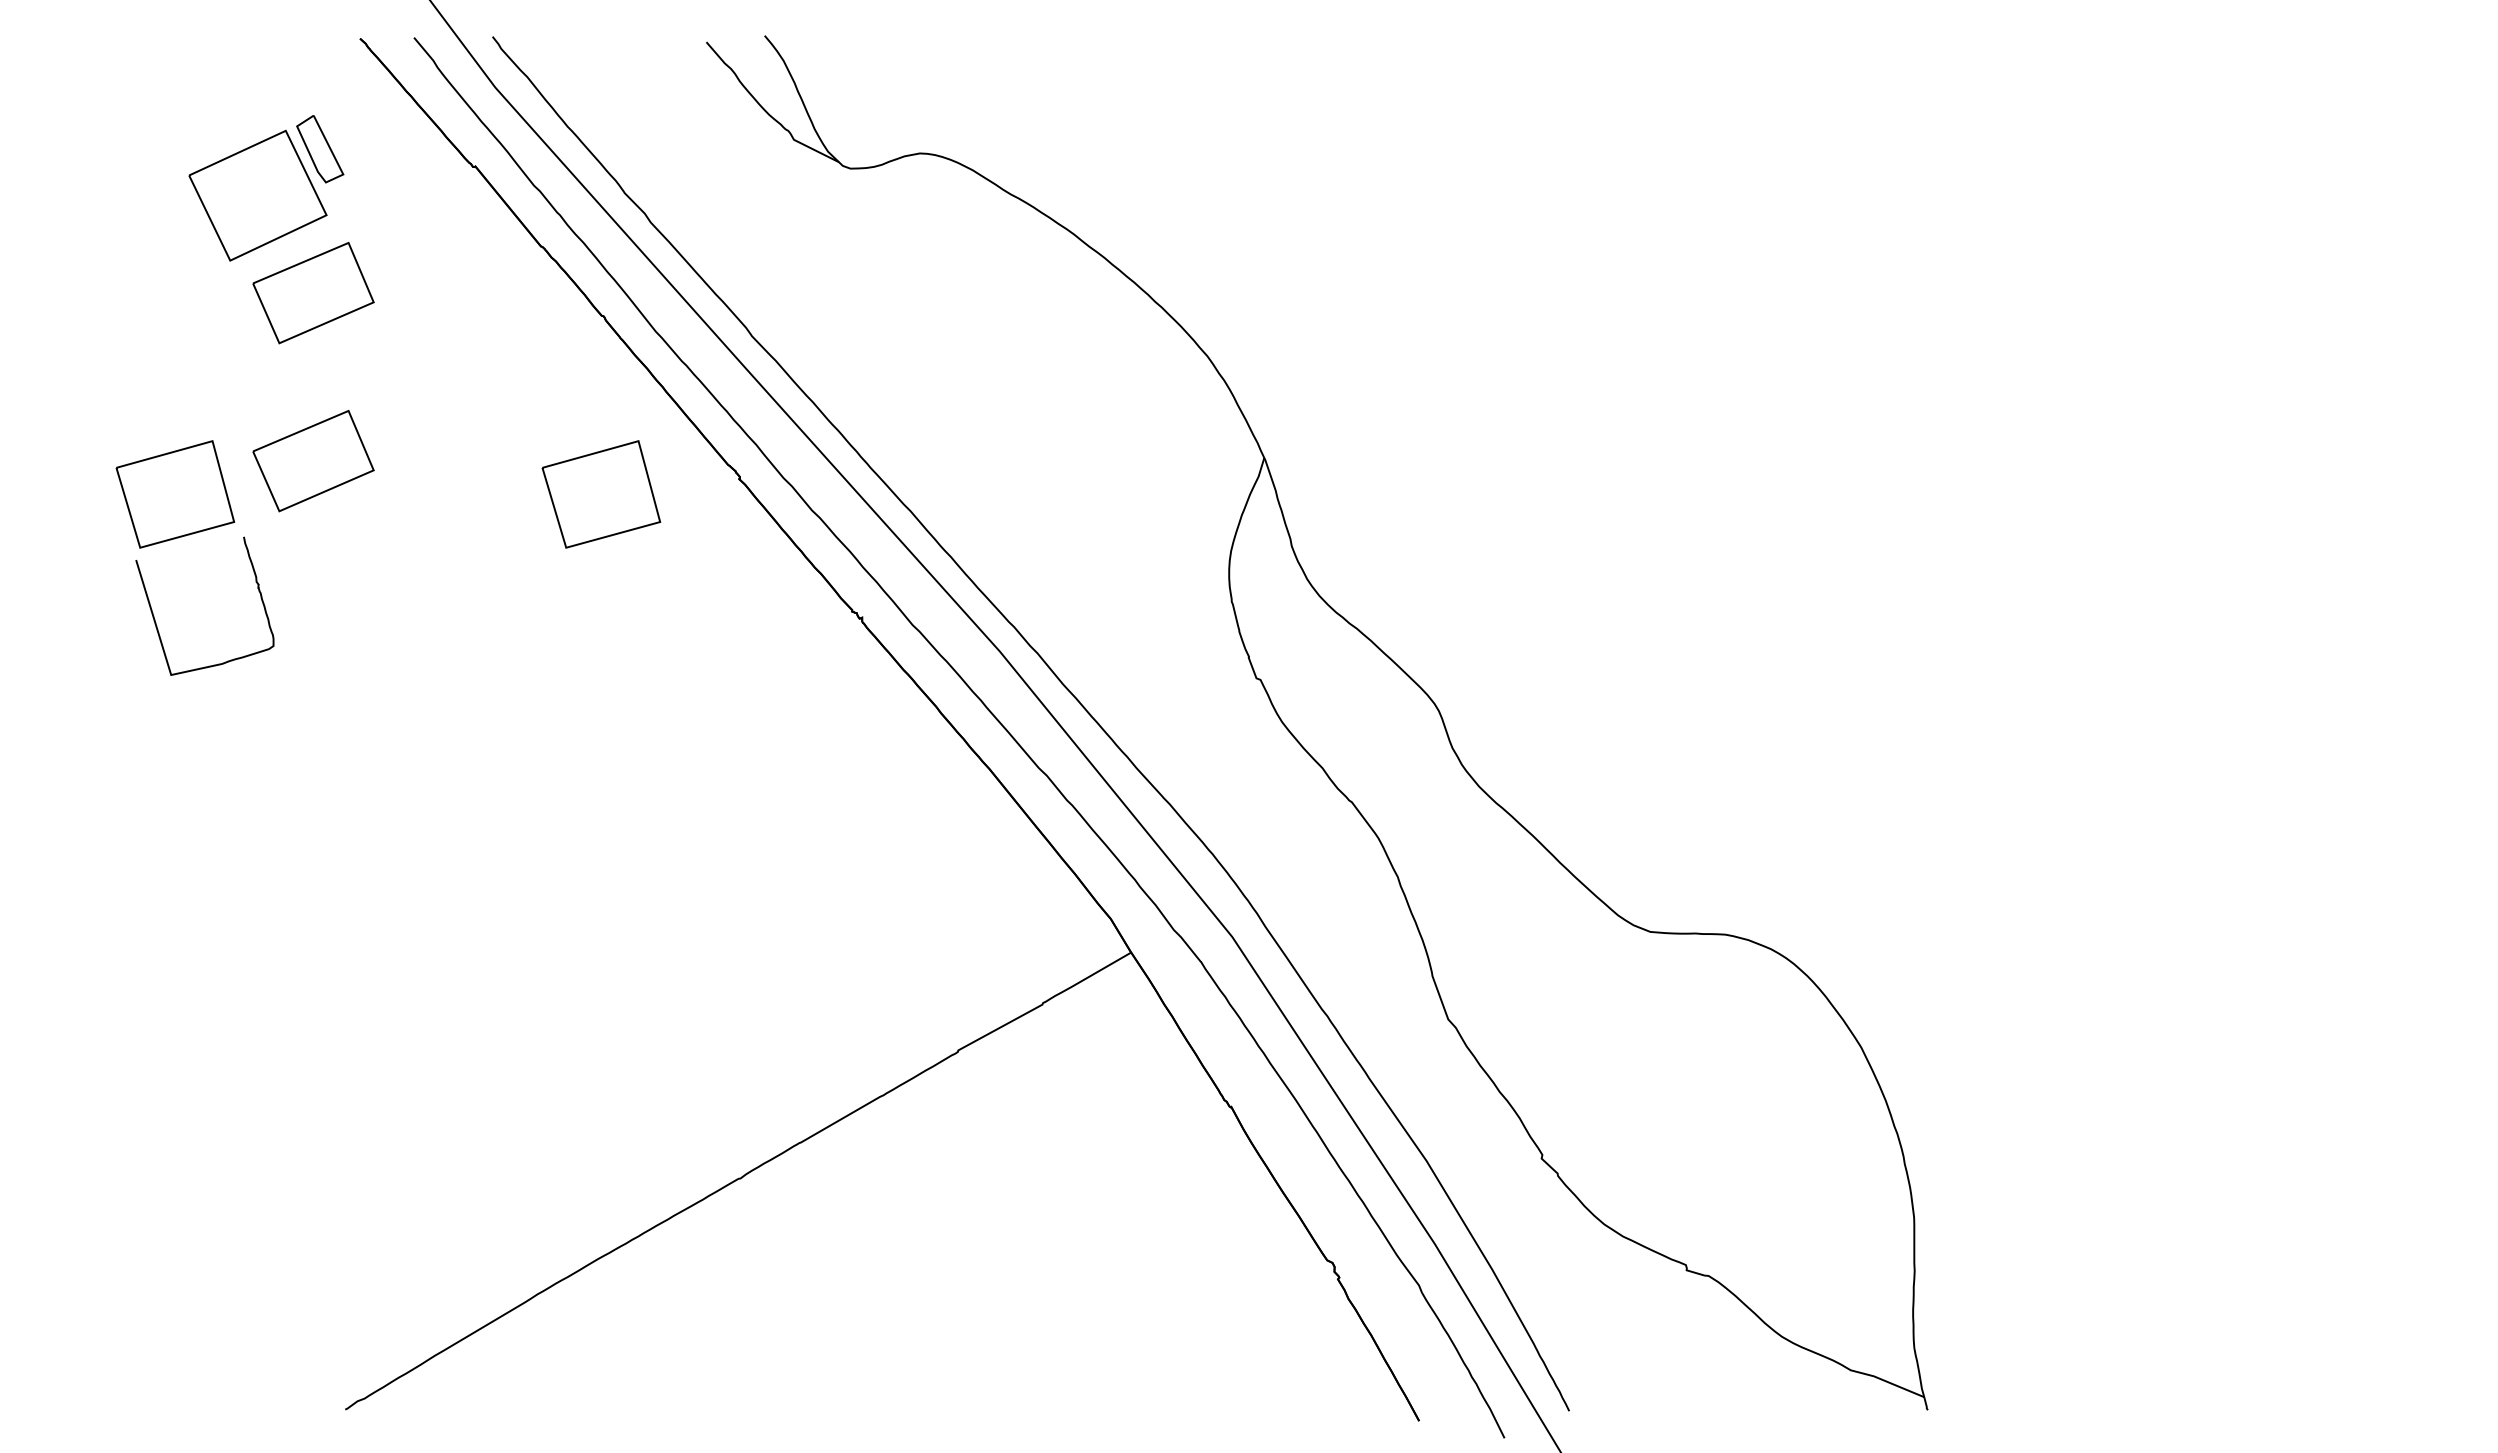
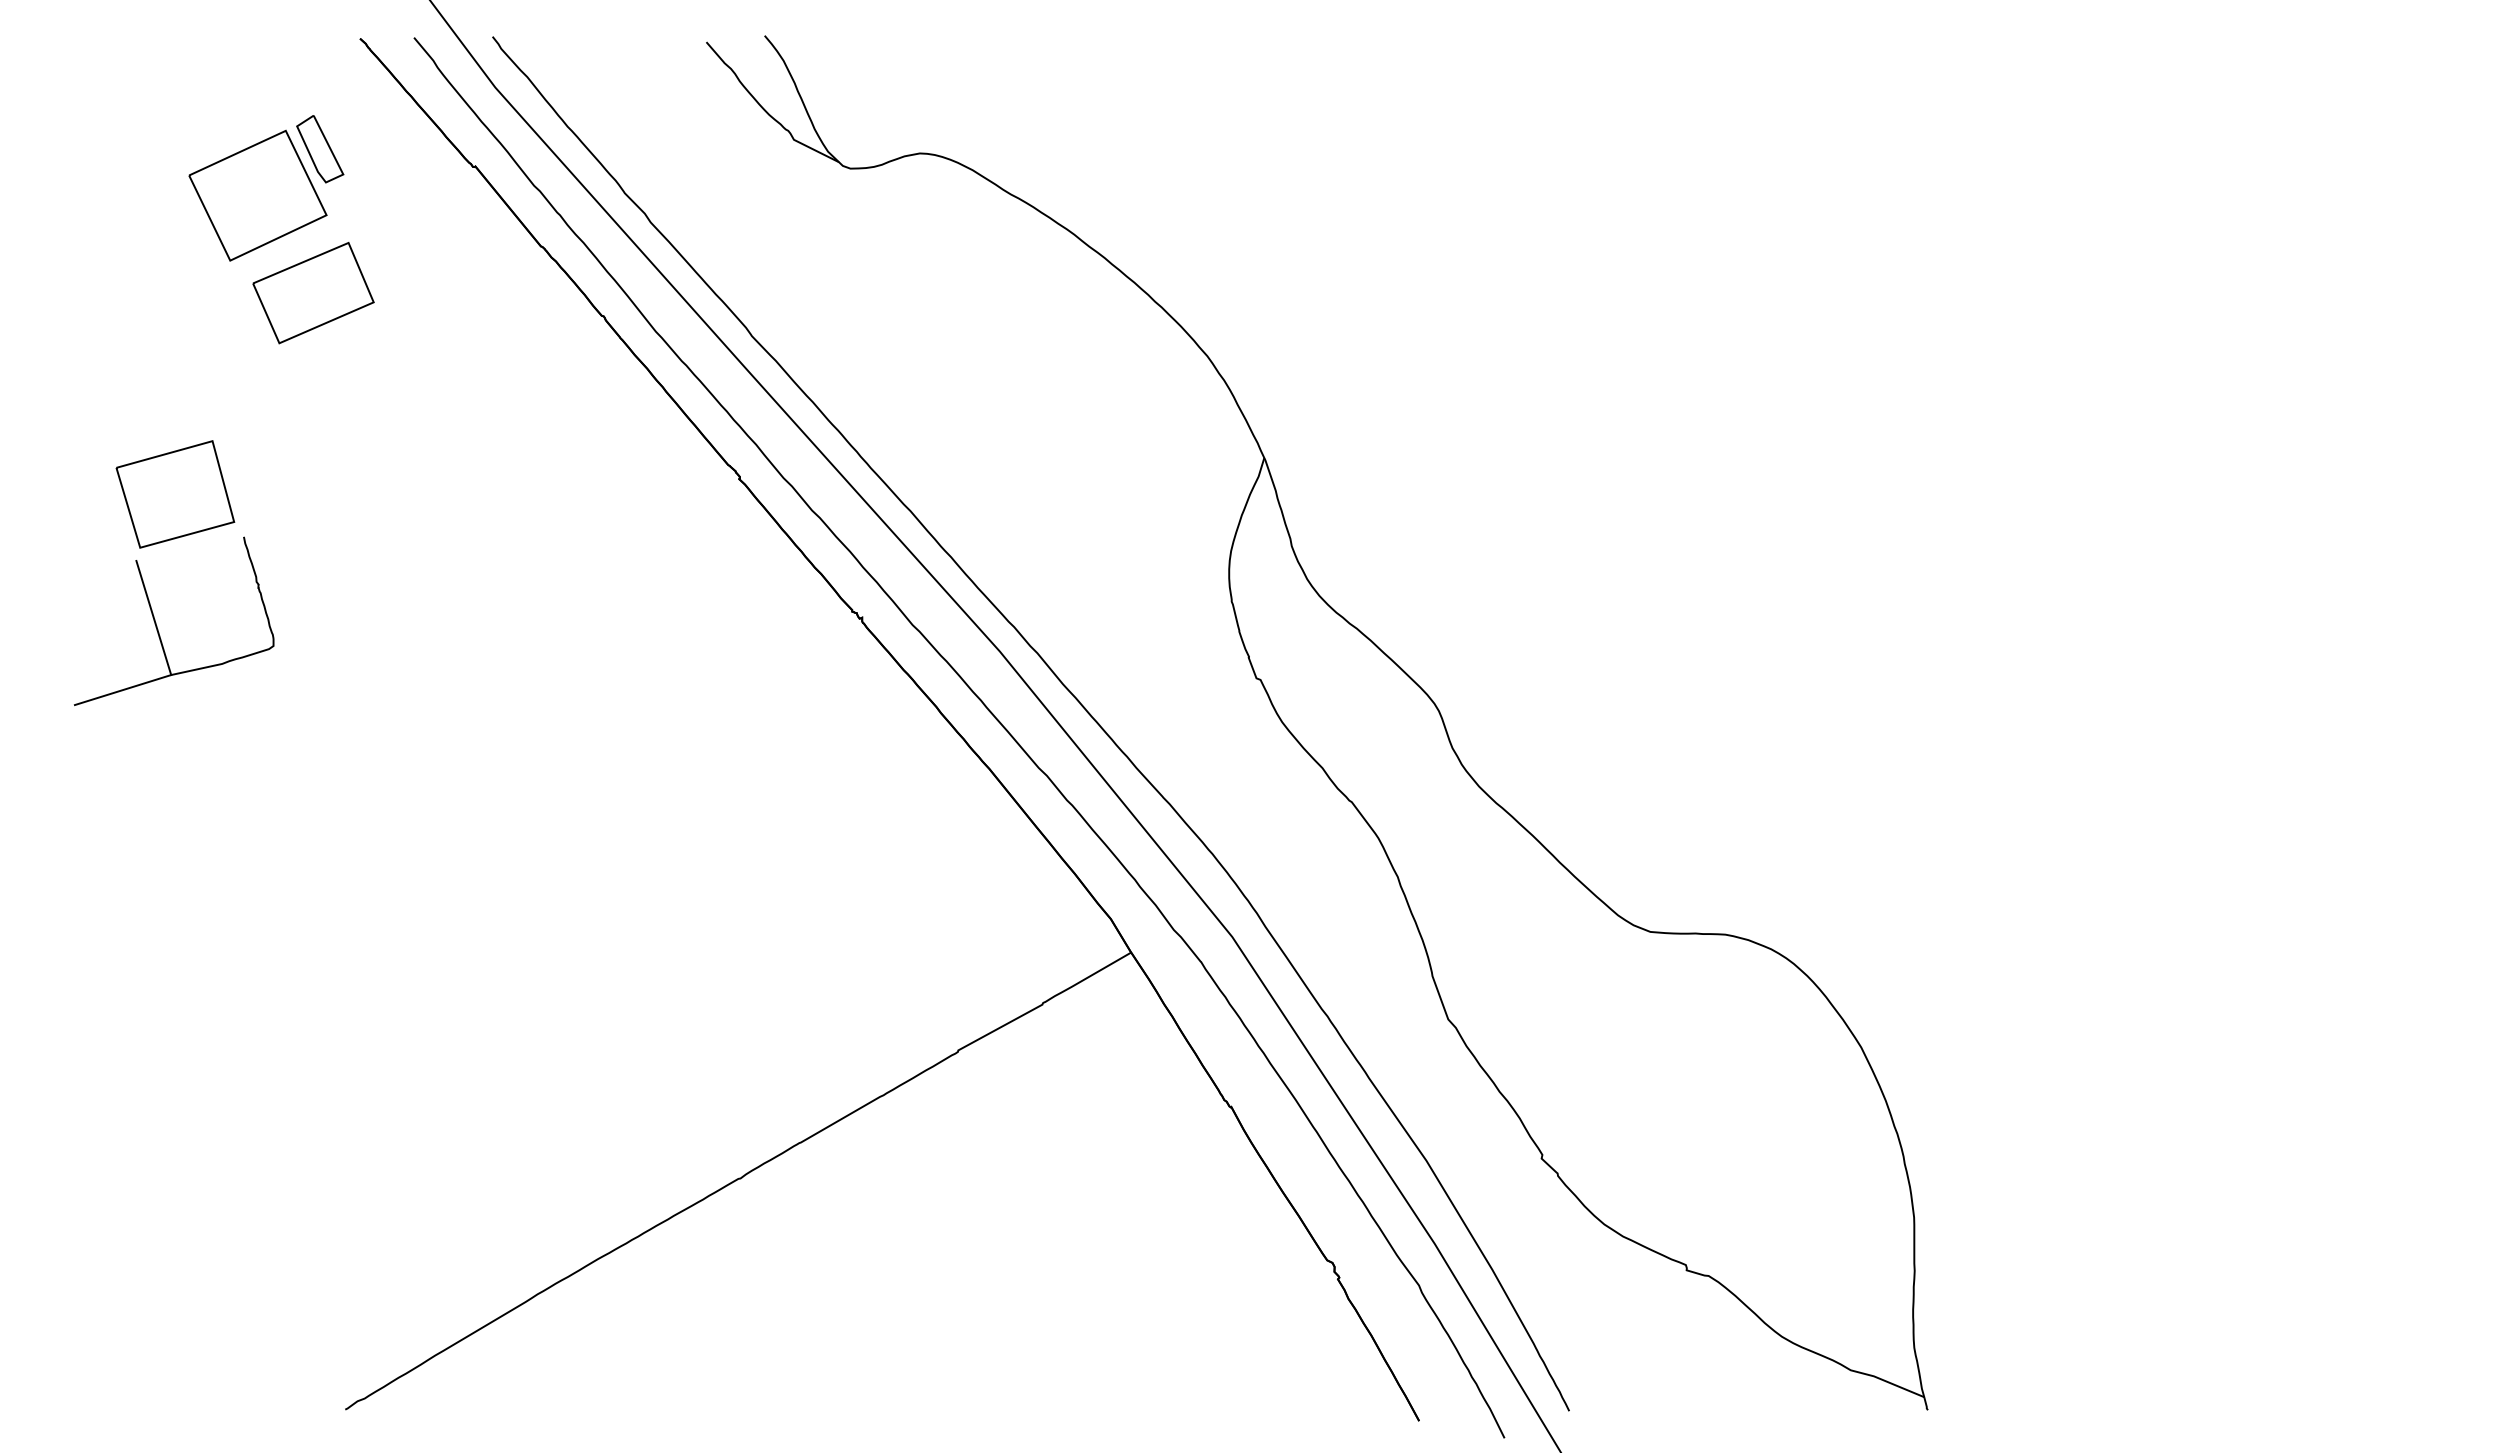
part: present -> none (313, 461)
part: present -> none (601, 494)
line: none -> present (122, 690)
